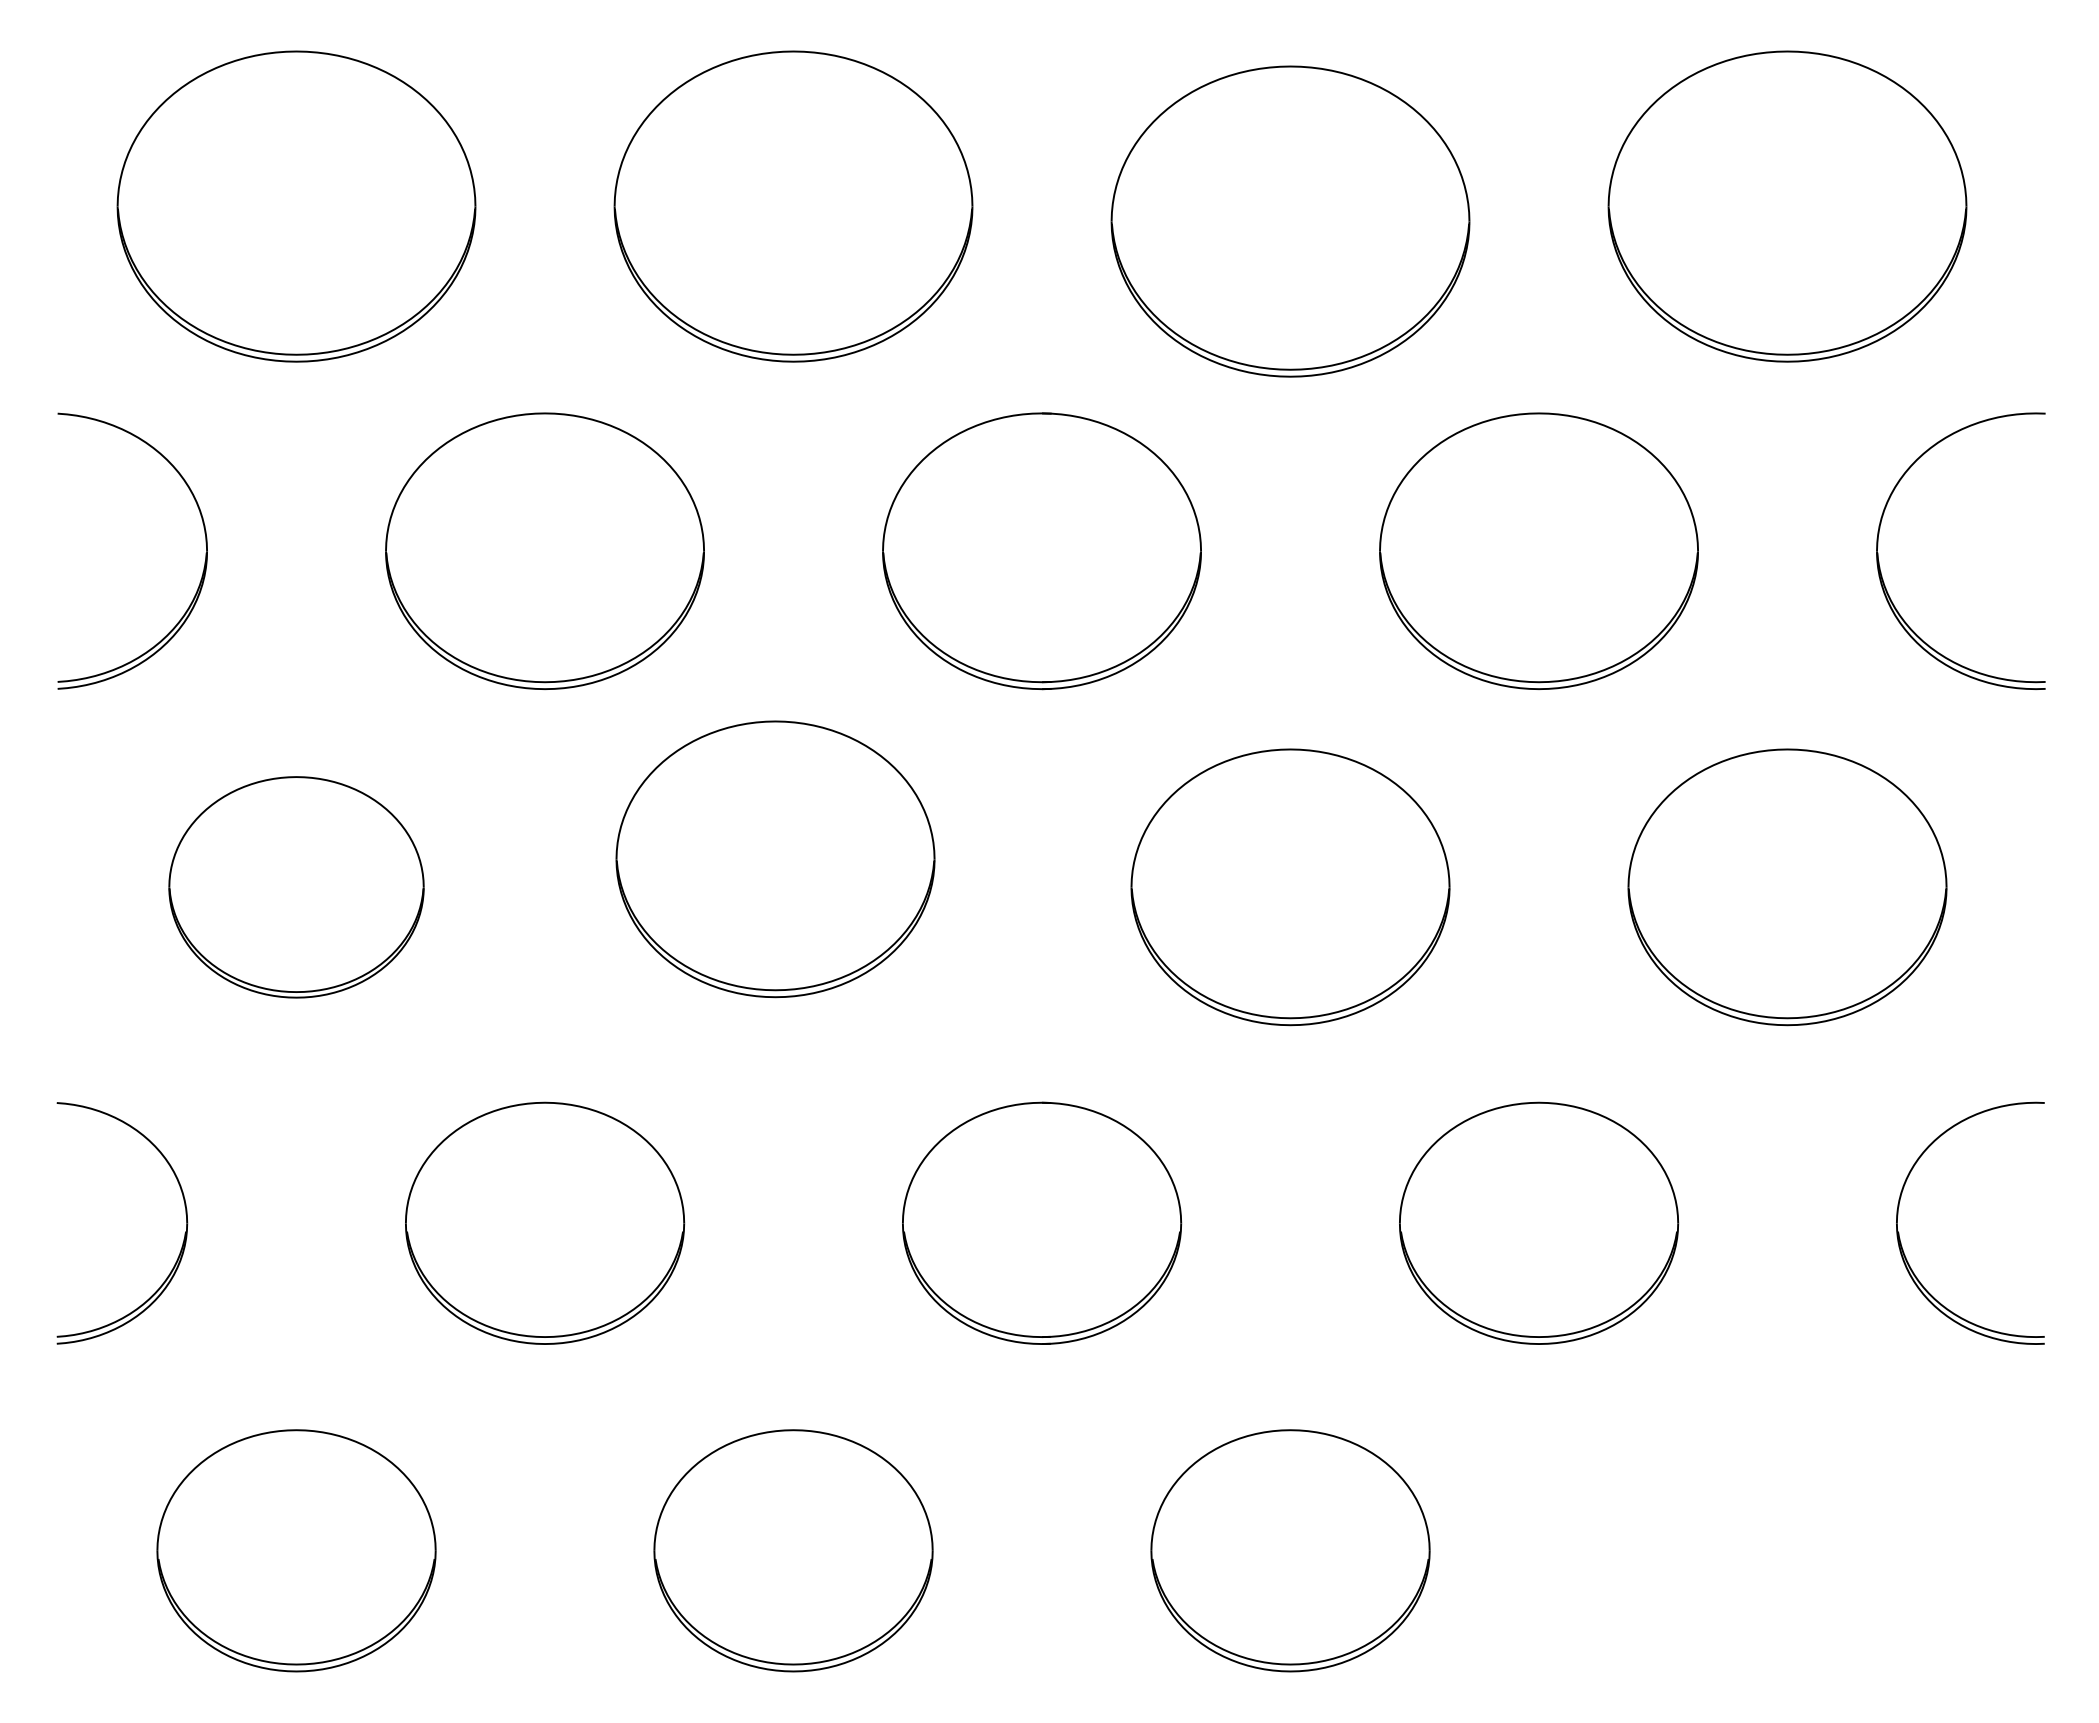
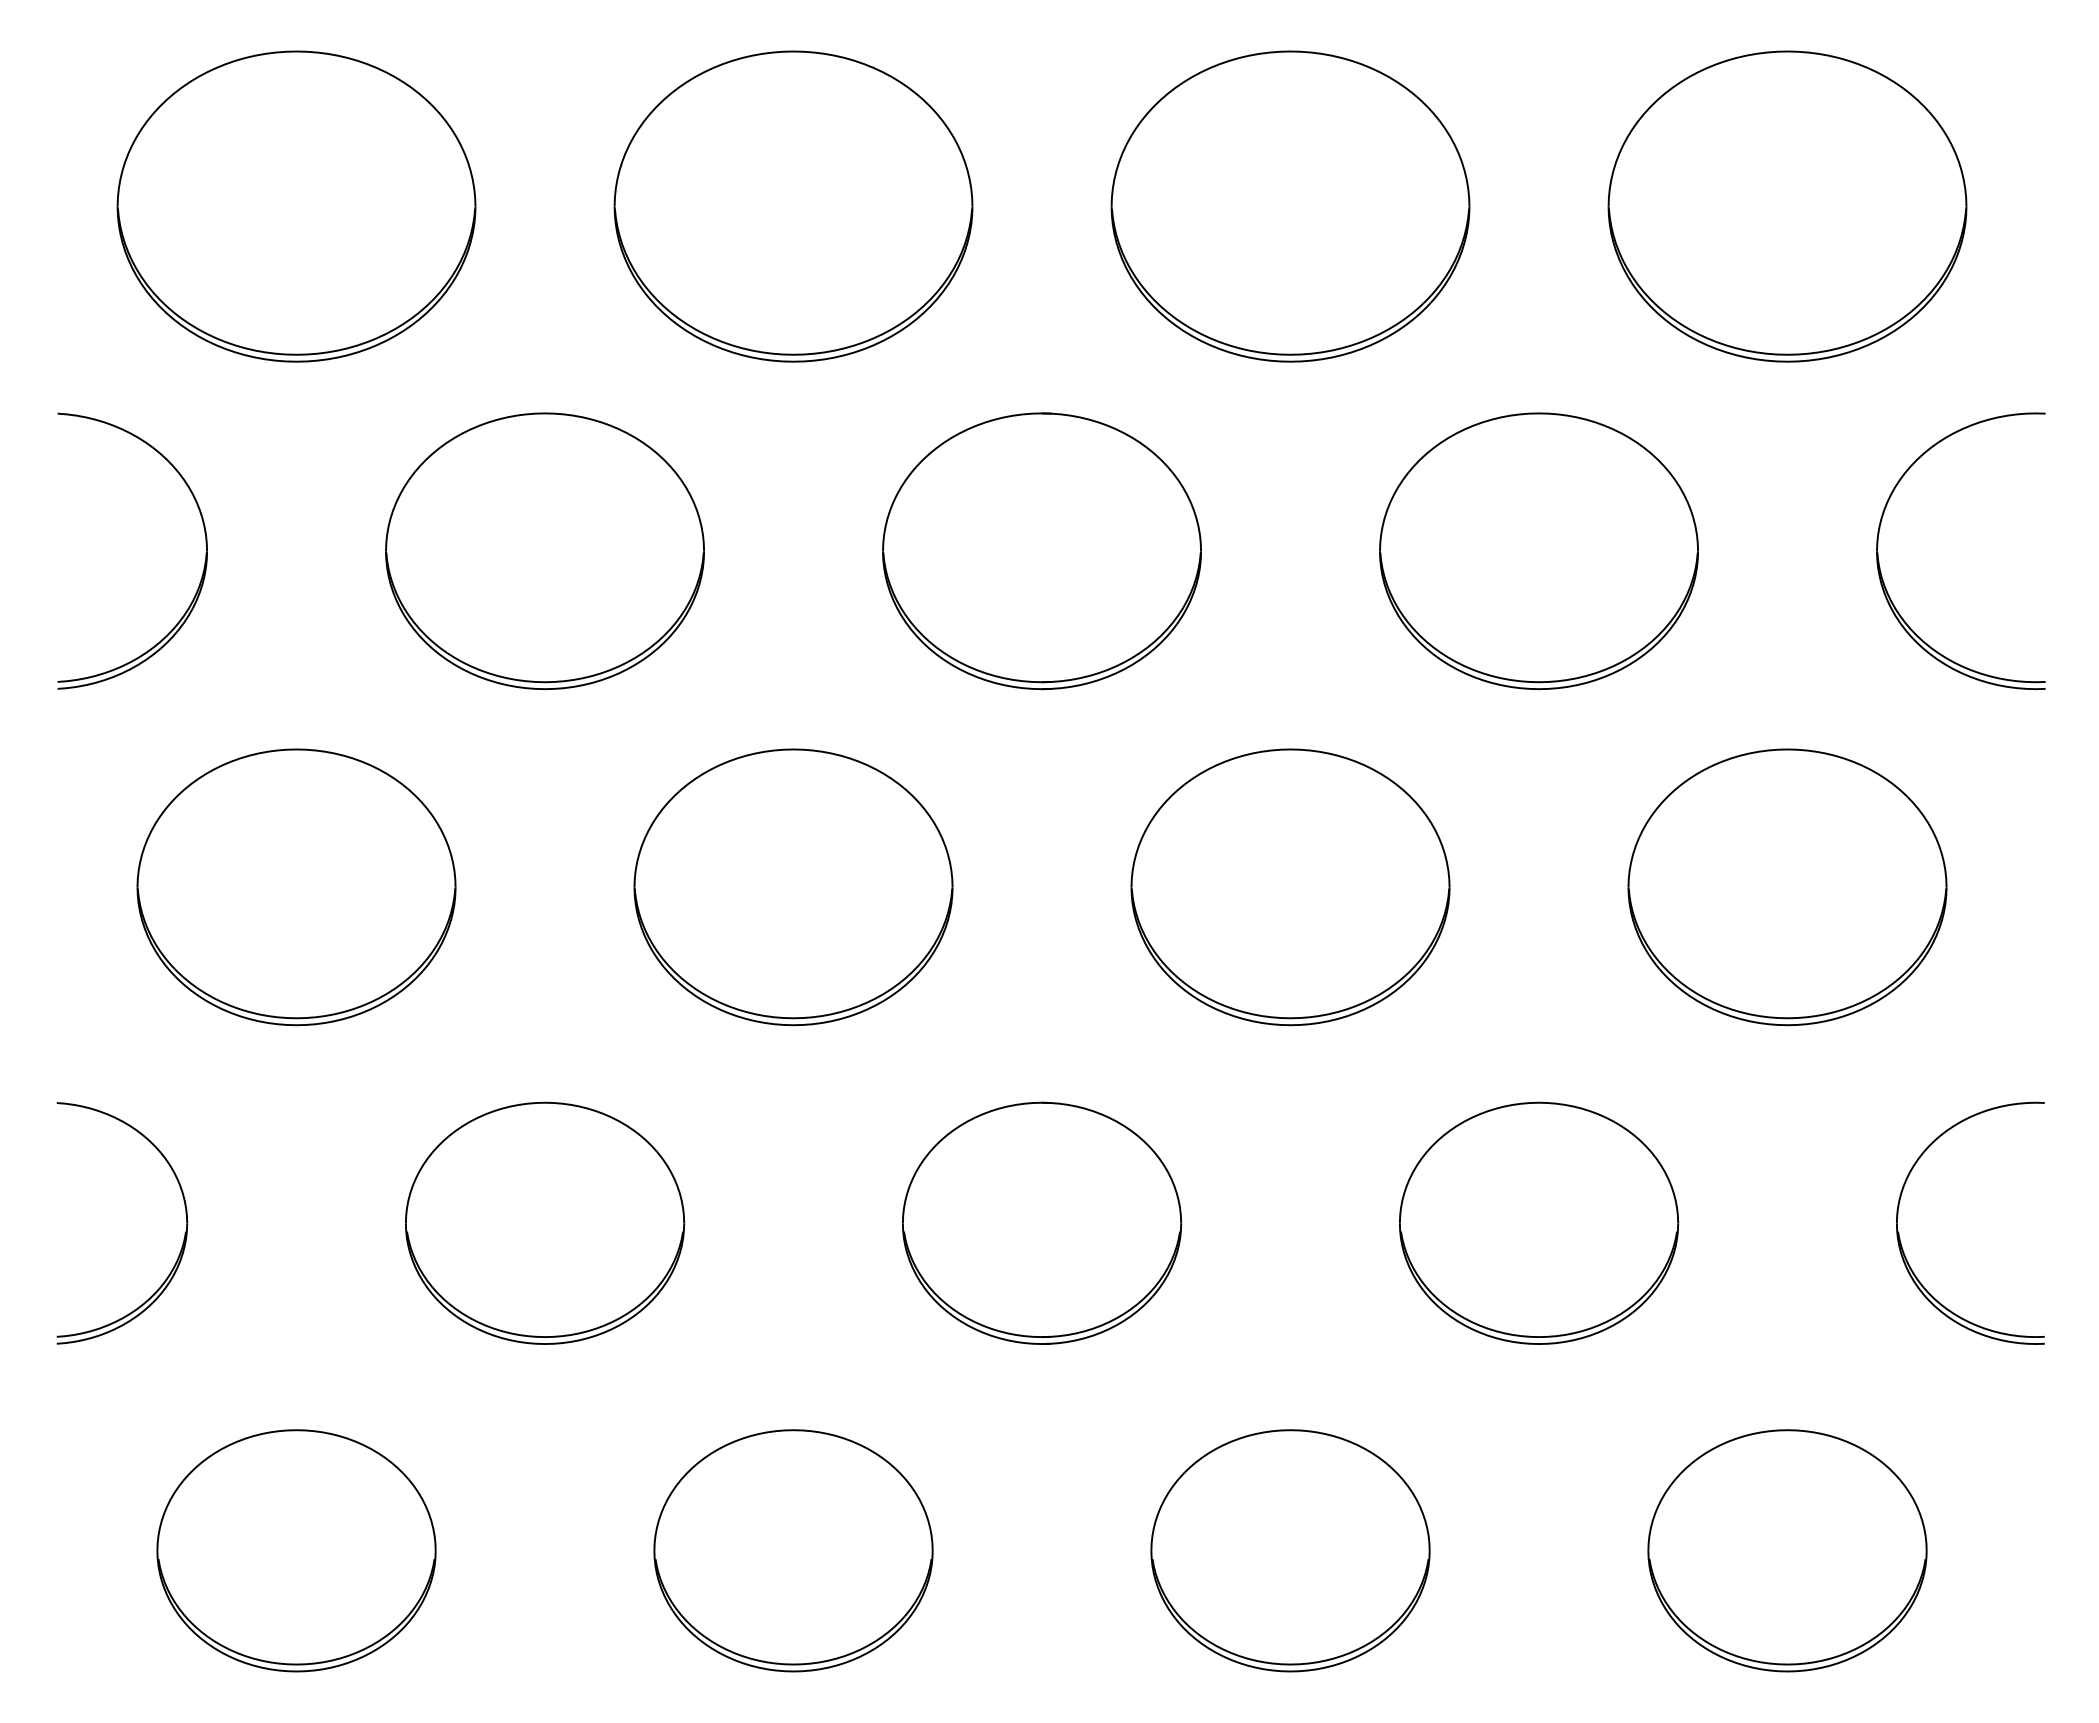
part position: (1290, 221) -> (1290, 206) (1290, 206)
part position: (775, 859) -> (793, 887) (793, 887)
part size: 257x223 px -> 321x279 px (296, 887)
part: none -> present (1787, 1550)
